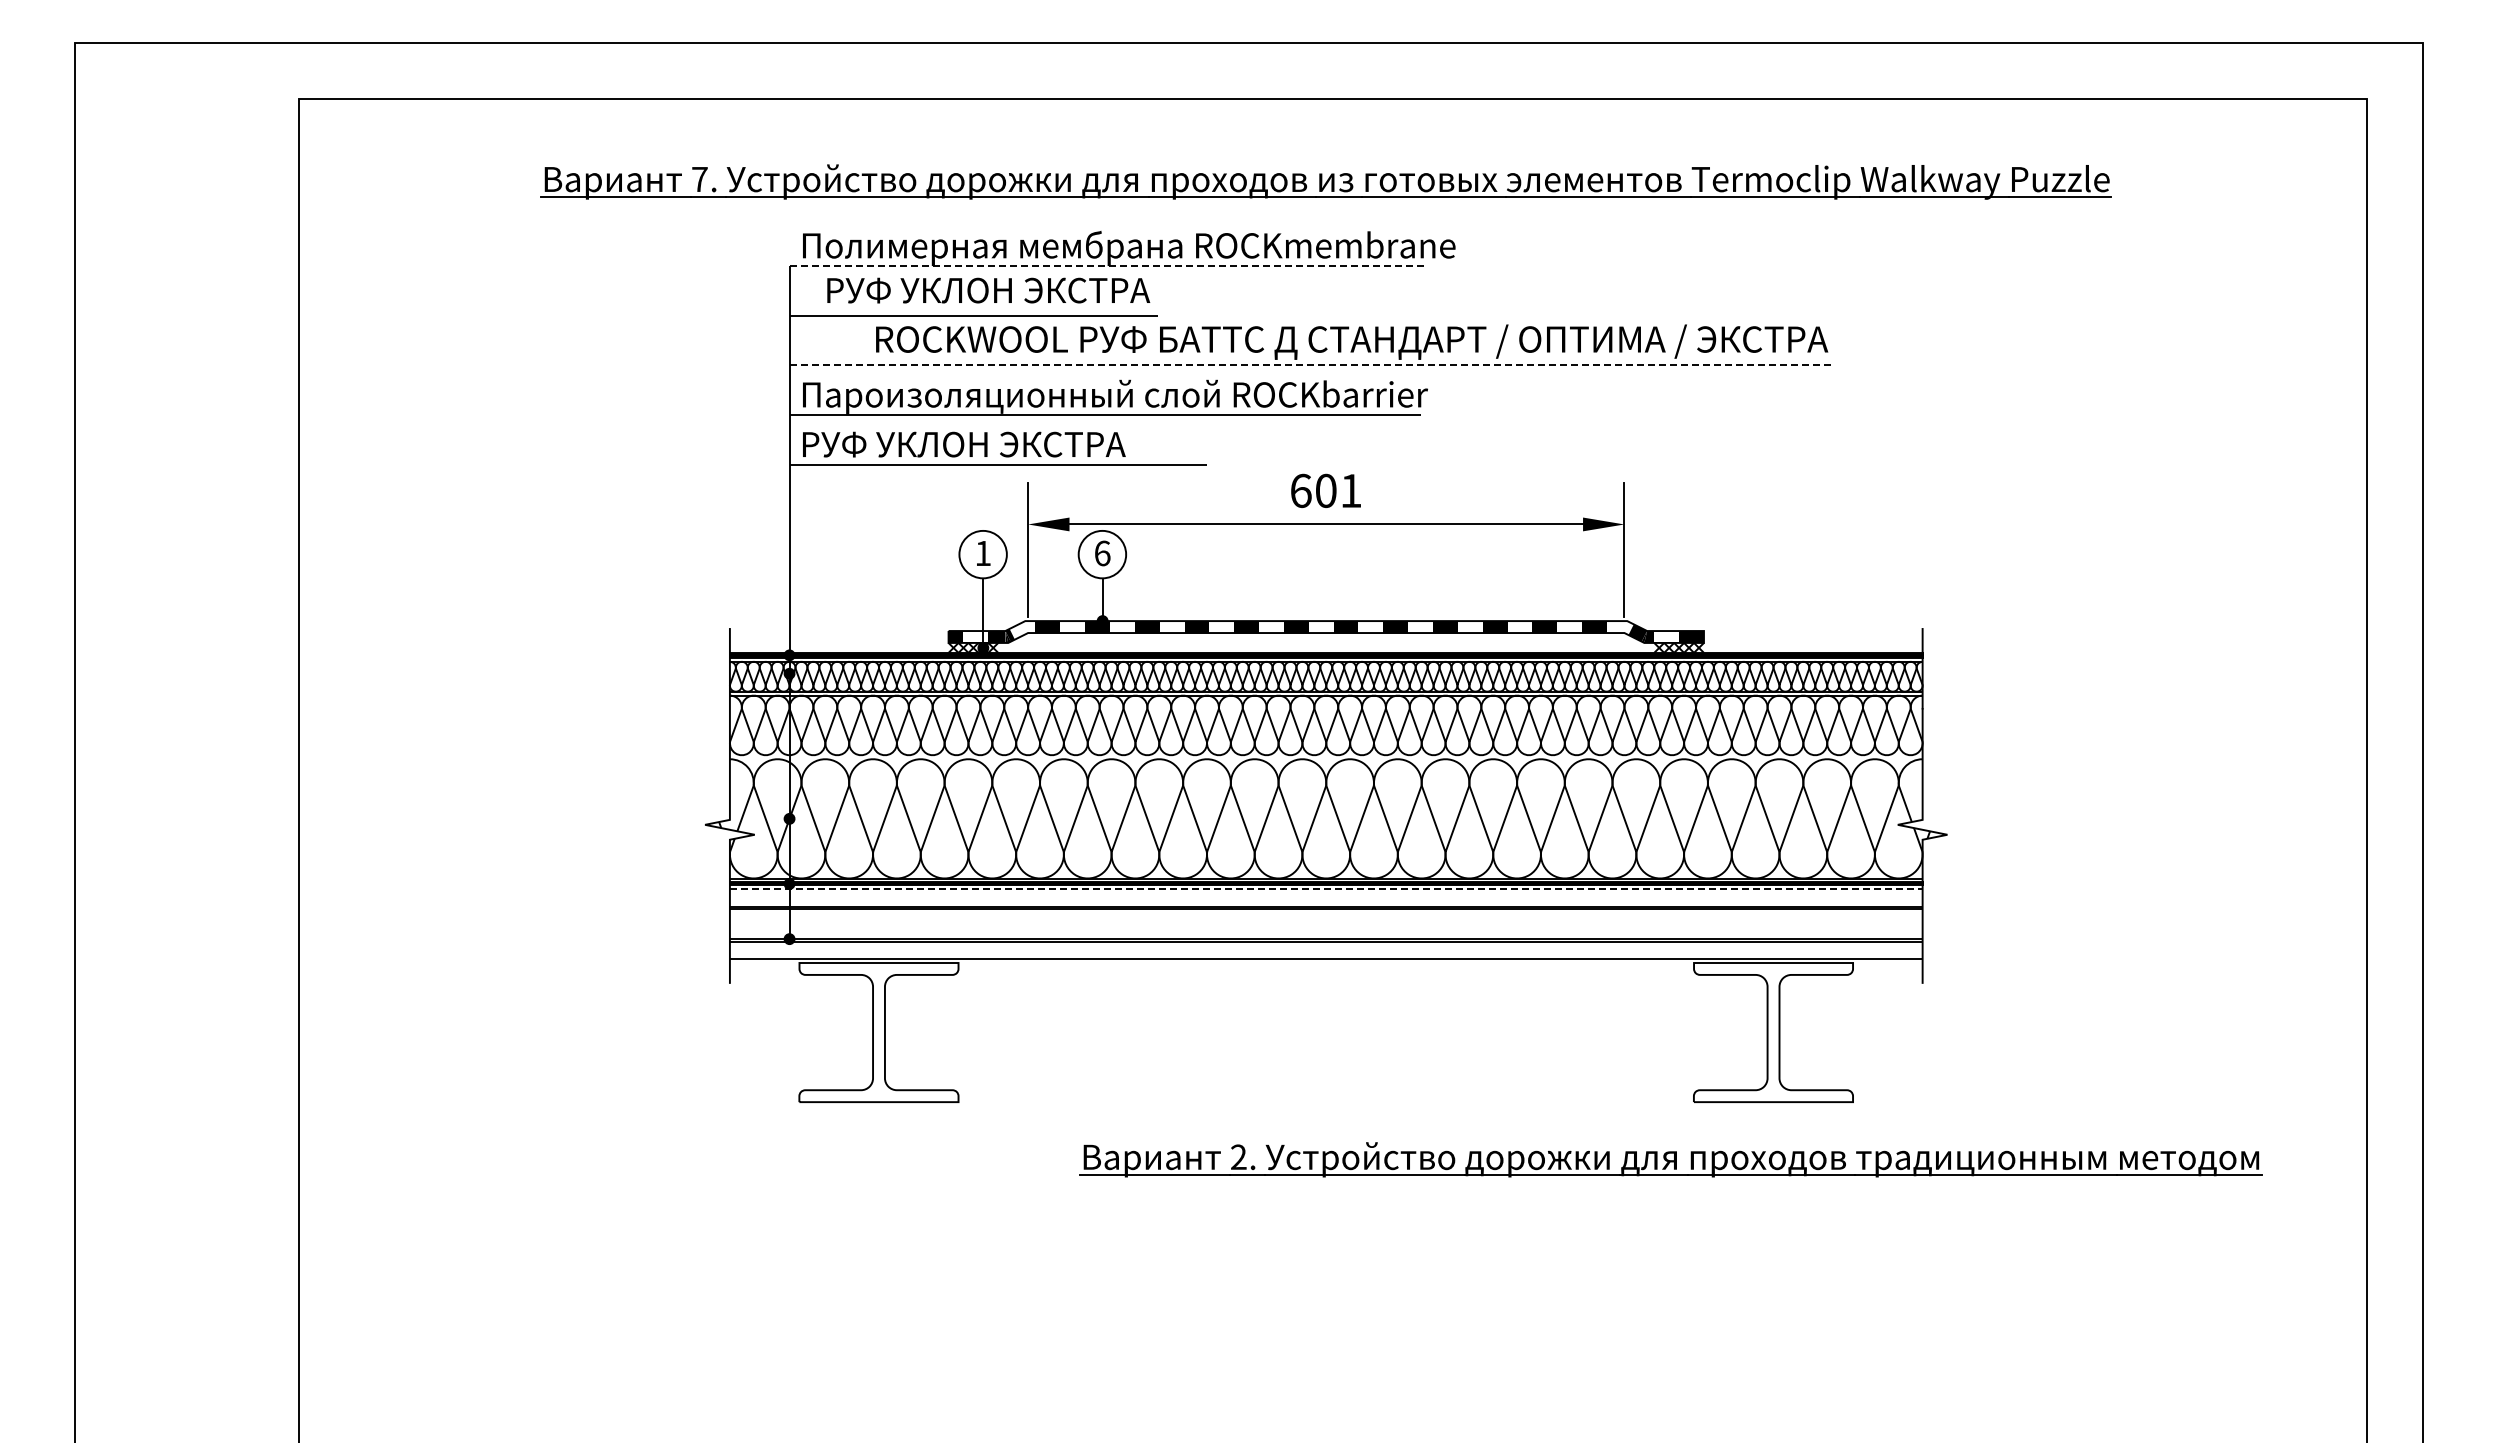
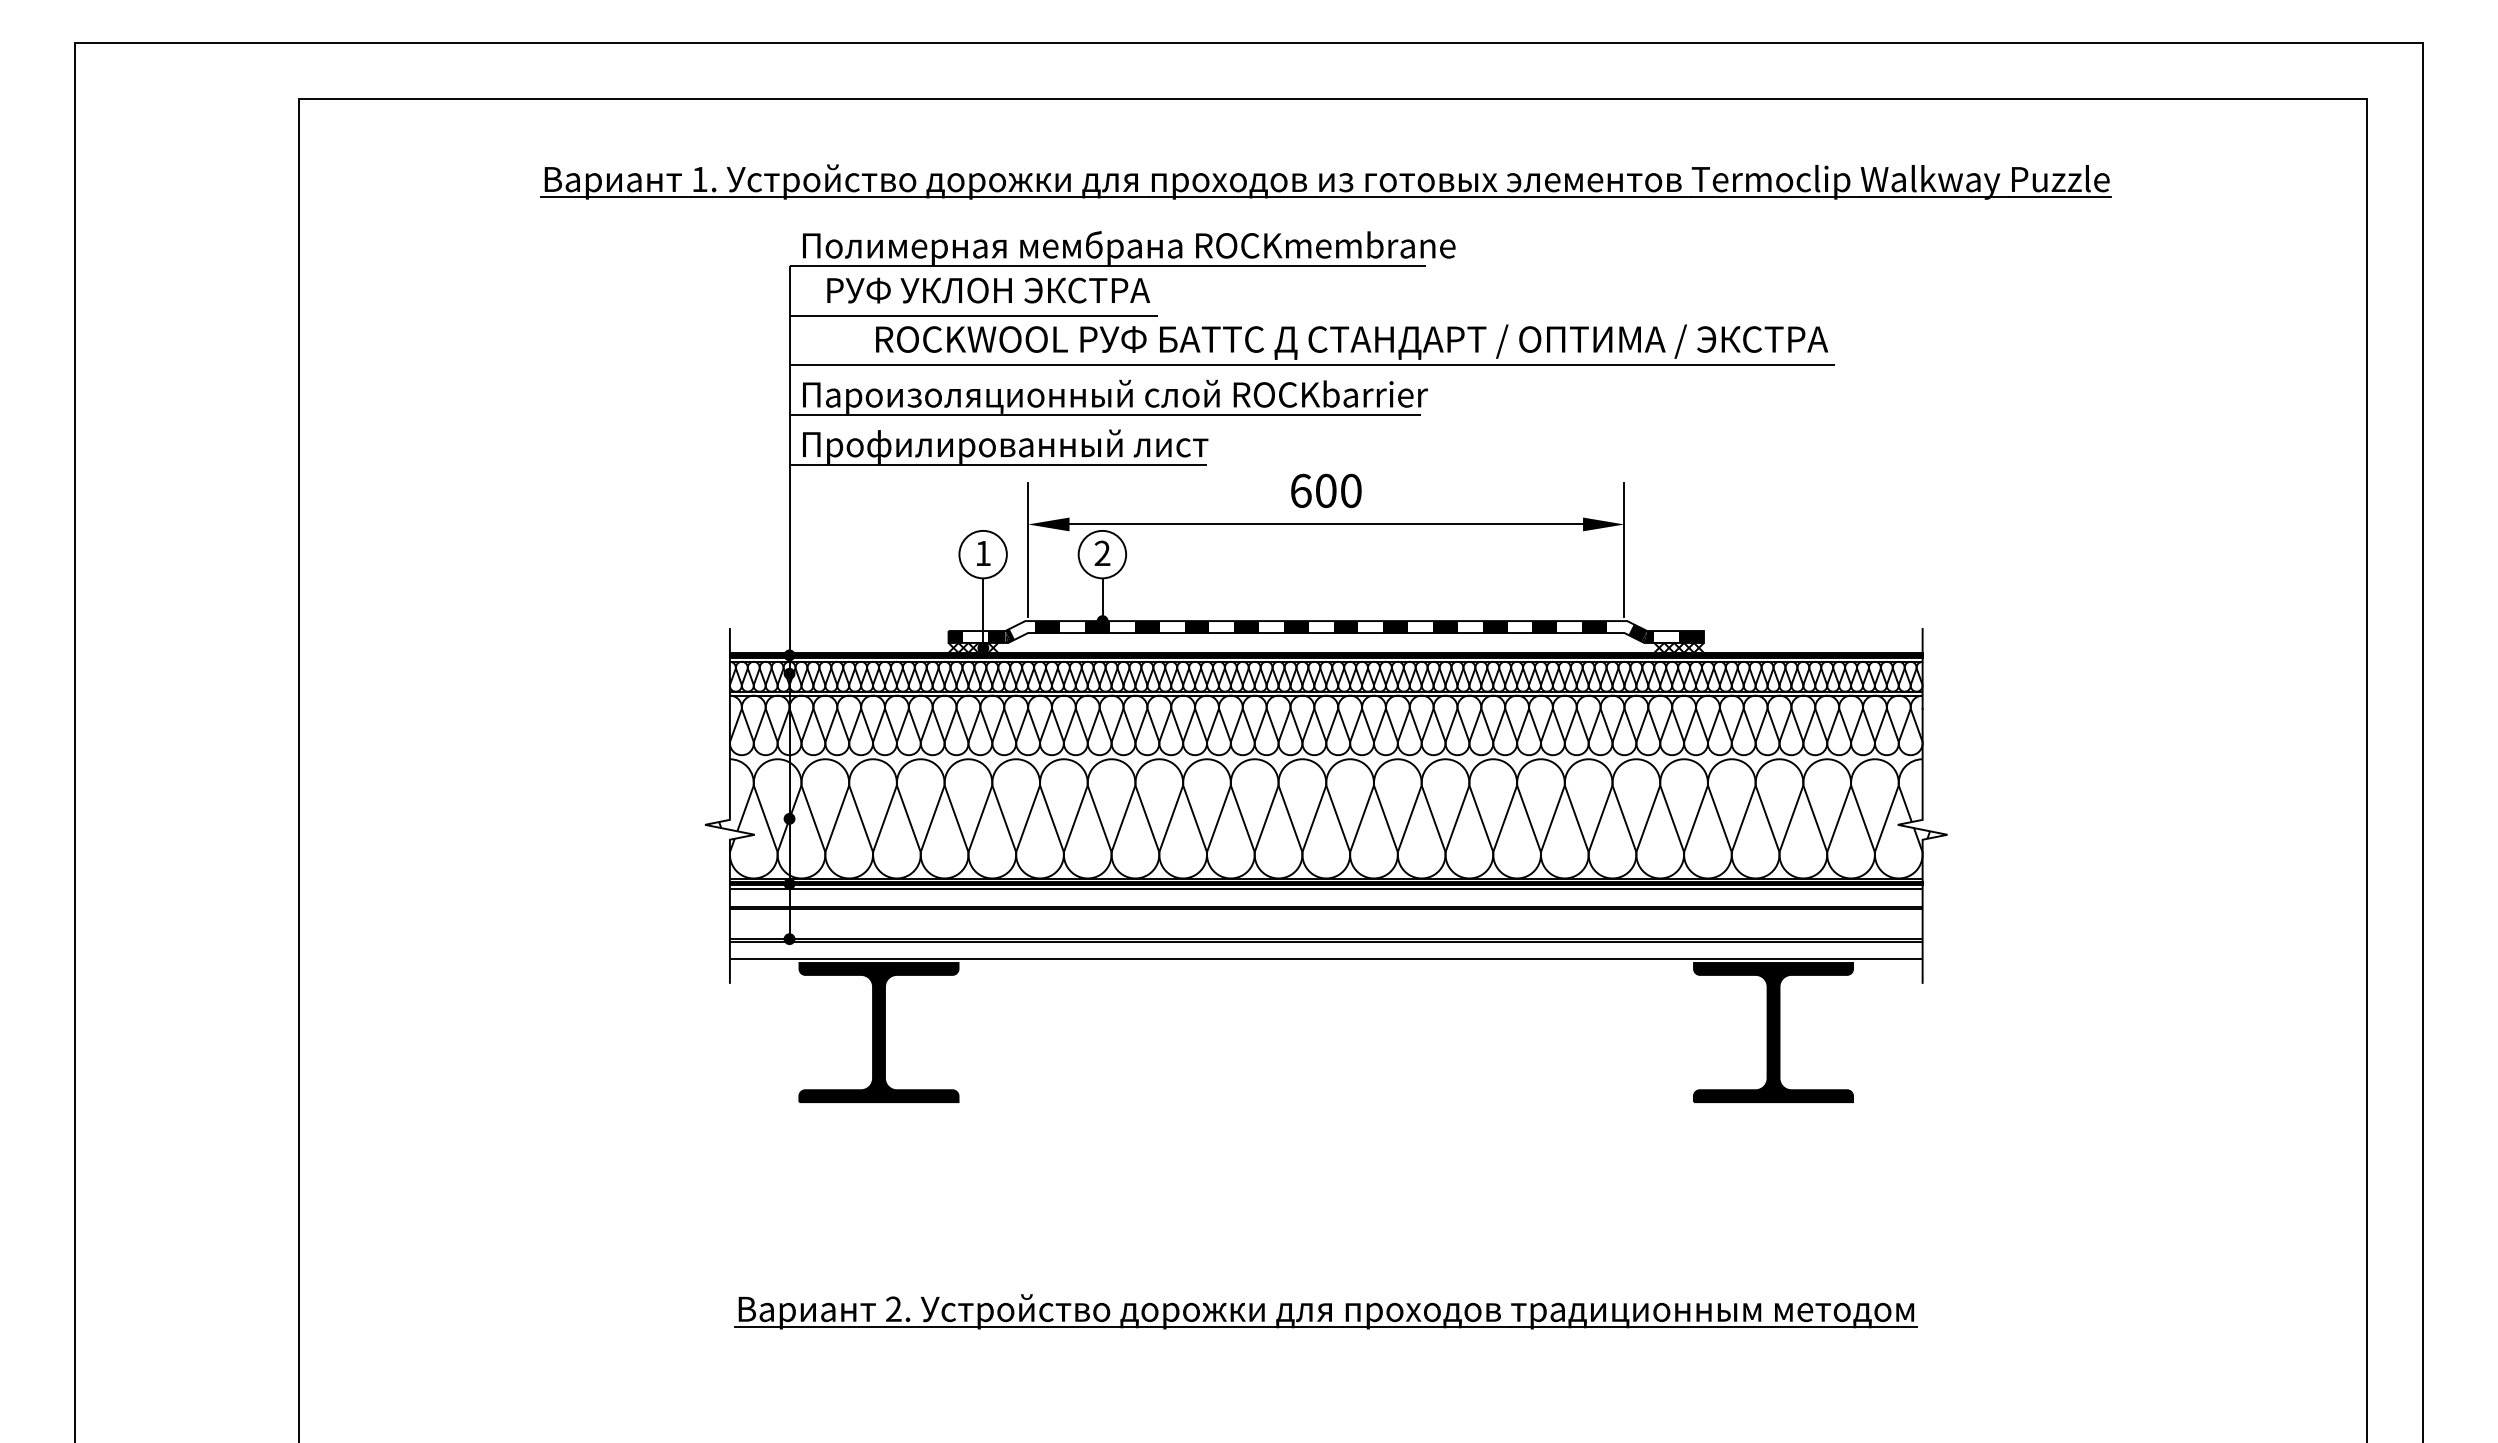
text: 7. -> 1. (699, 179)
line: dashed -> solid (1108, 266)
line: dashed -> solid (1312, 365)
text: РУФ УКЛОН ЭКСТРА -> Профилированный лист (1007, 446)
text: 601 -> 600 (1351, 490)
text: 6 -> 2 (1102, 553)
line: dashed -> solid (1326, 889)
fill: none -> present (878, 1032)
fill: none -> present (1773, 1032)
part position: (1670, 1159) -> (1325, 1311) (1325, 1311)
